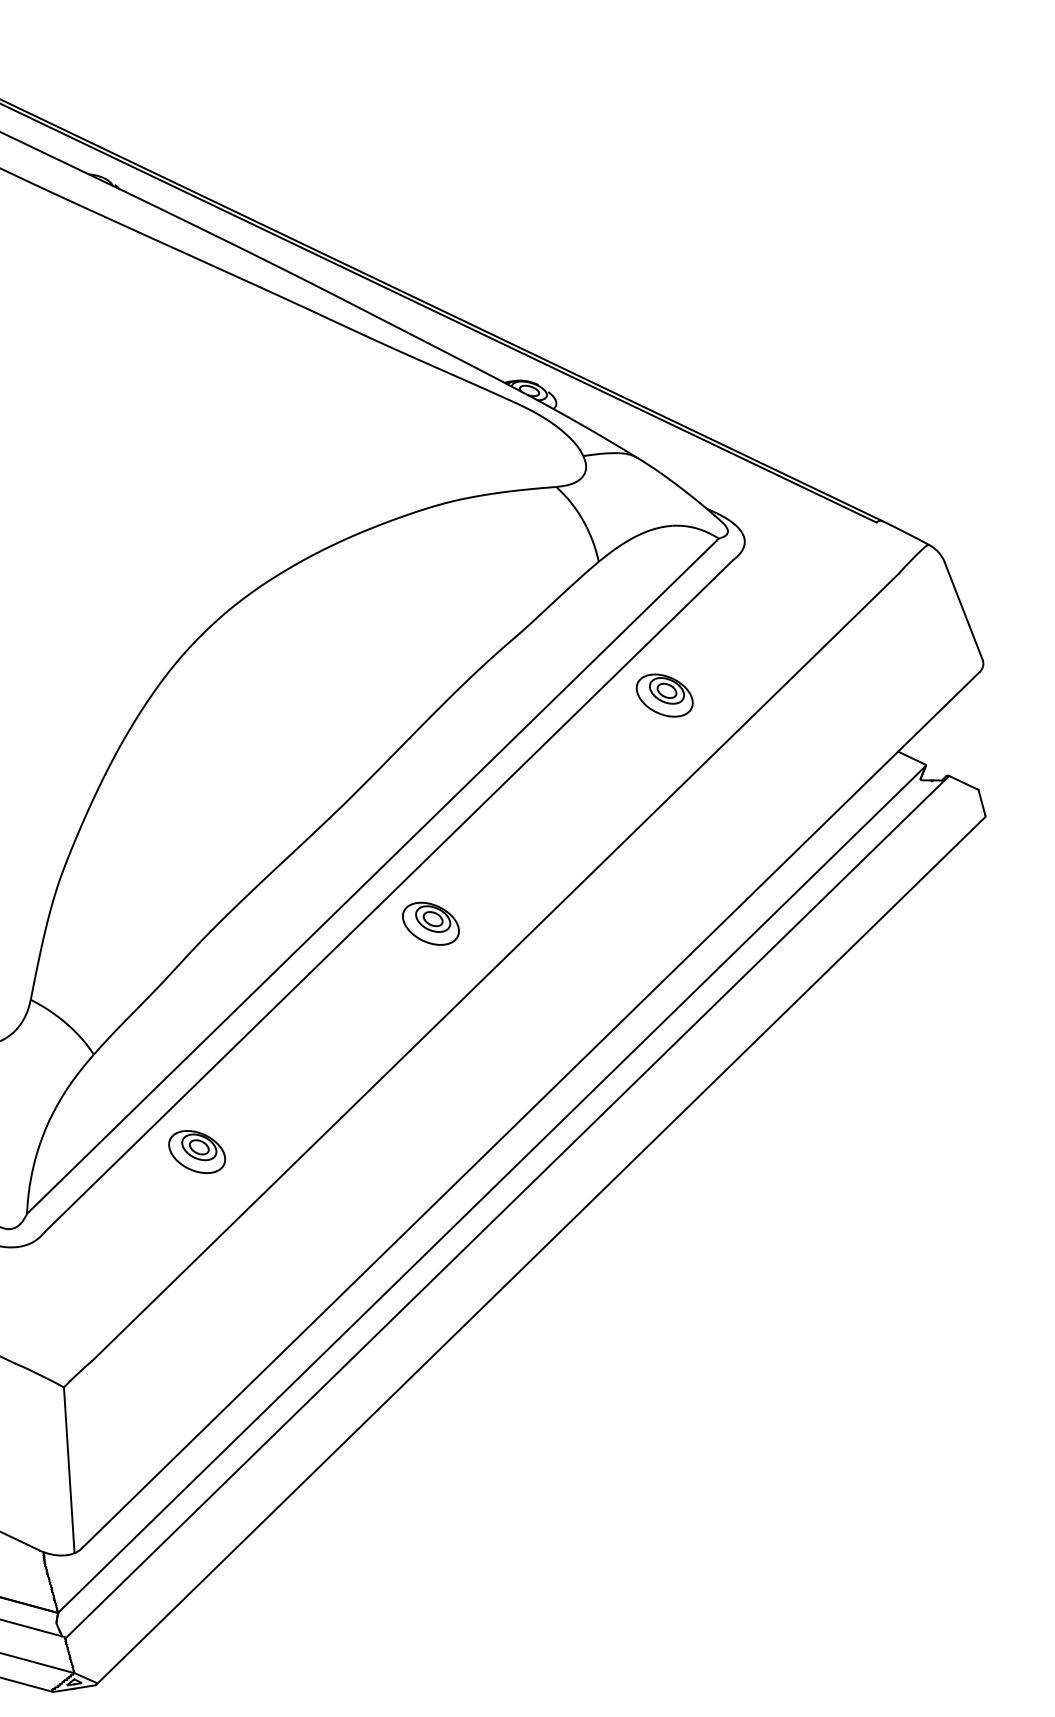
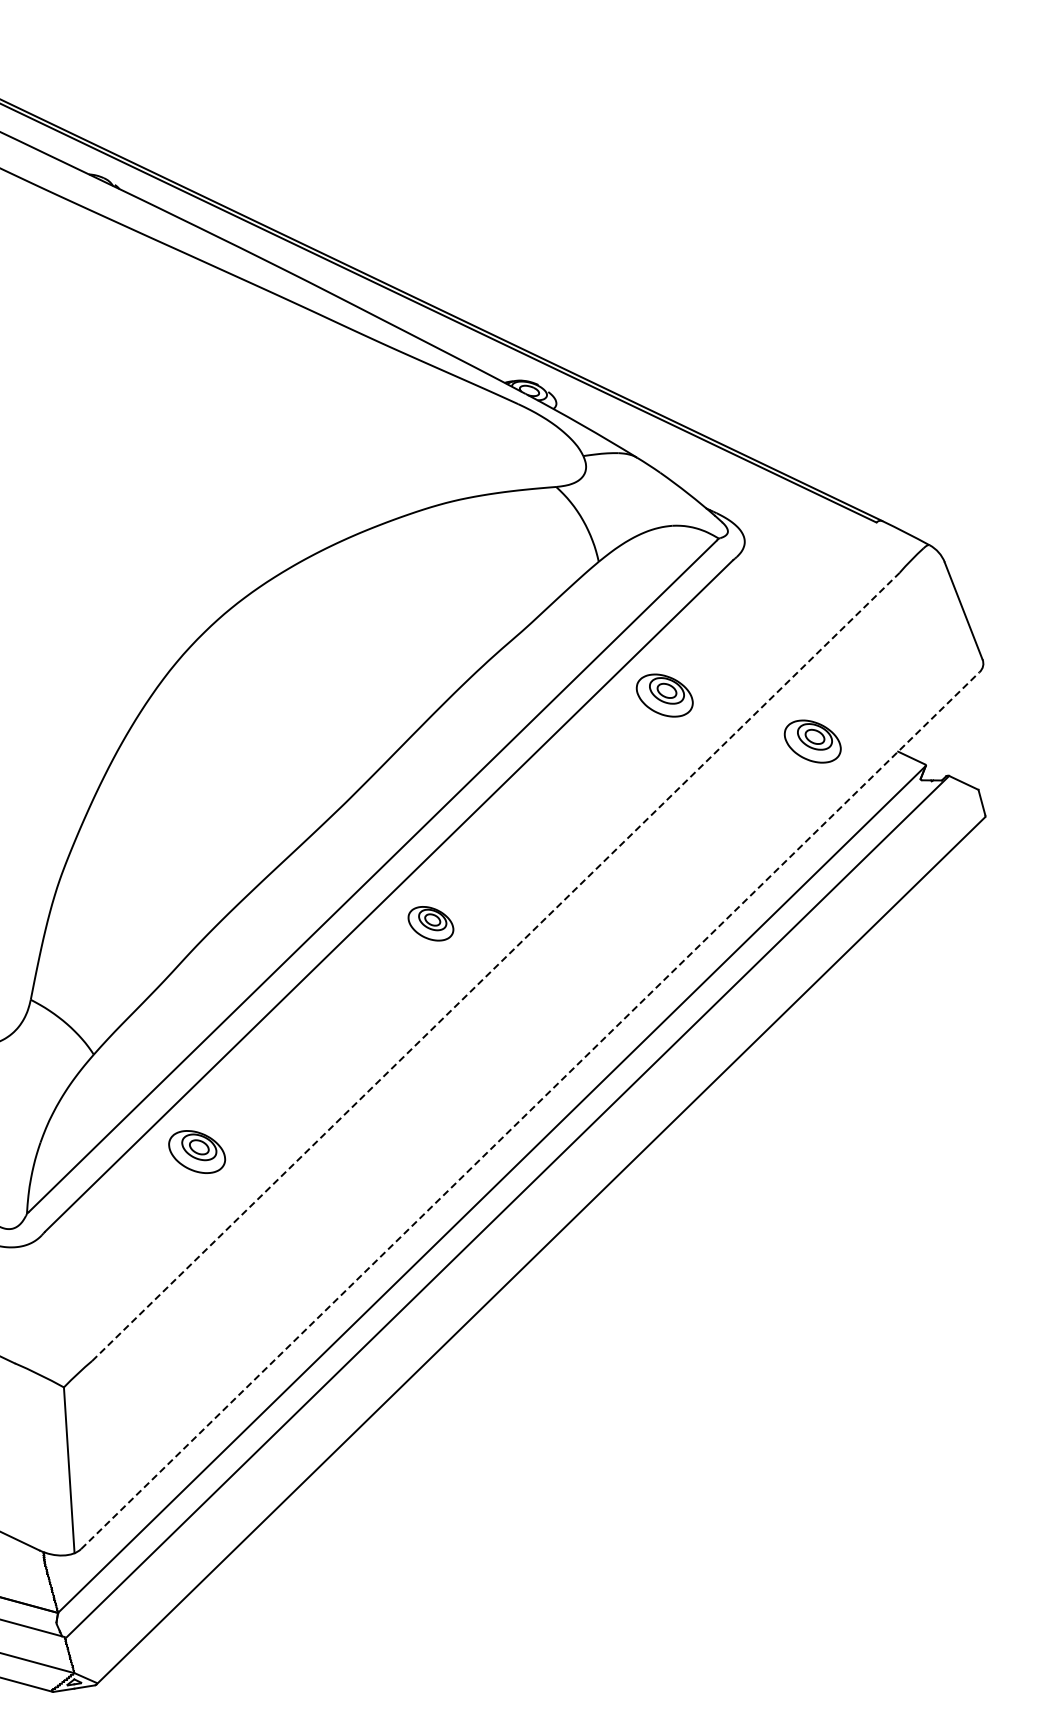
part: none -> present (812, 741)
part size: 58x45 px -> 48x36 px (430, 923)
line: solid -> dashed (496, 966)
line: solid -> dashed (530, 1110)
